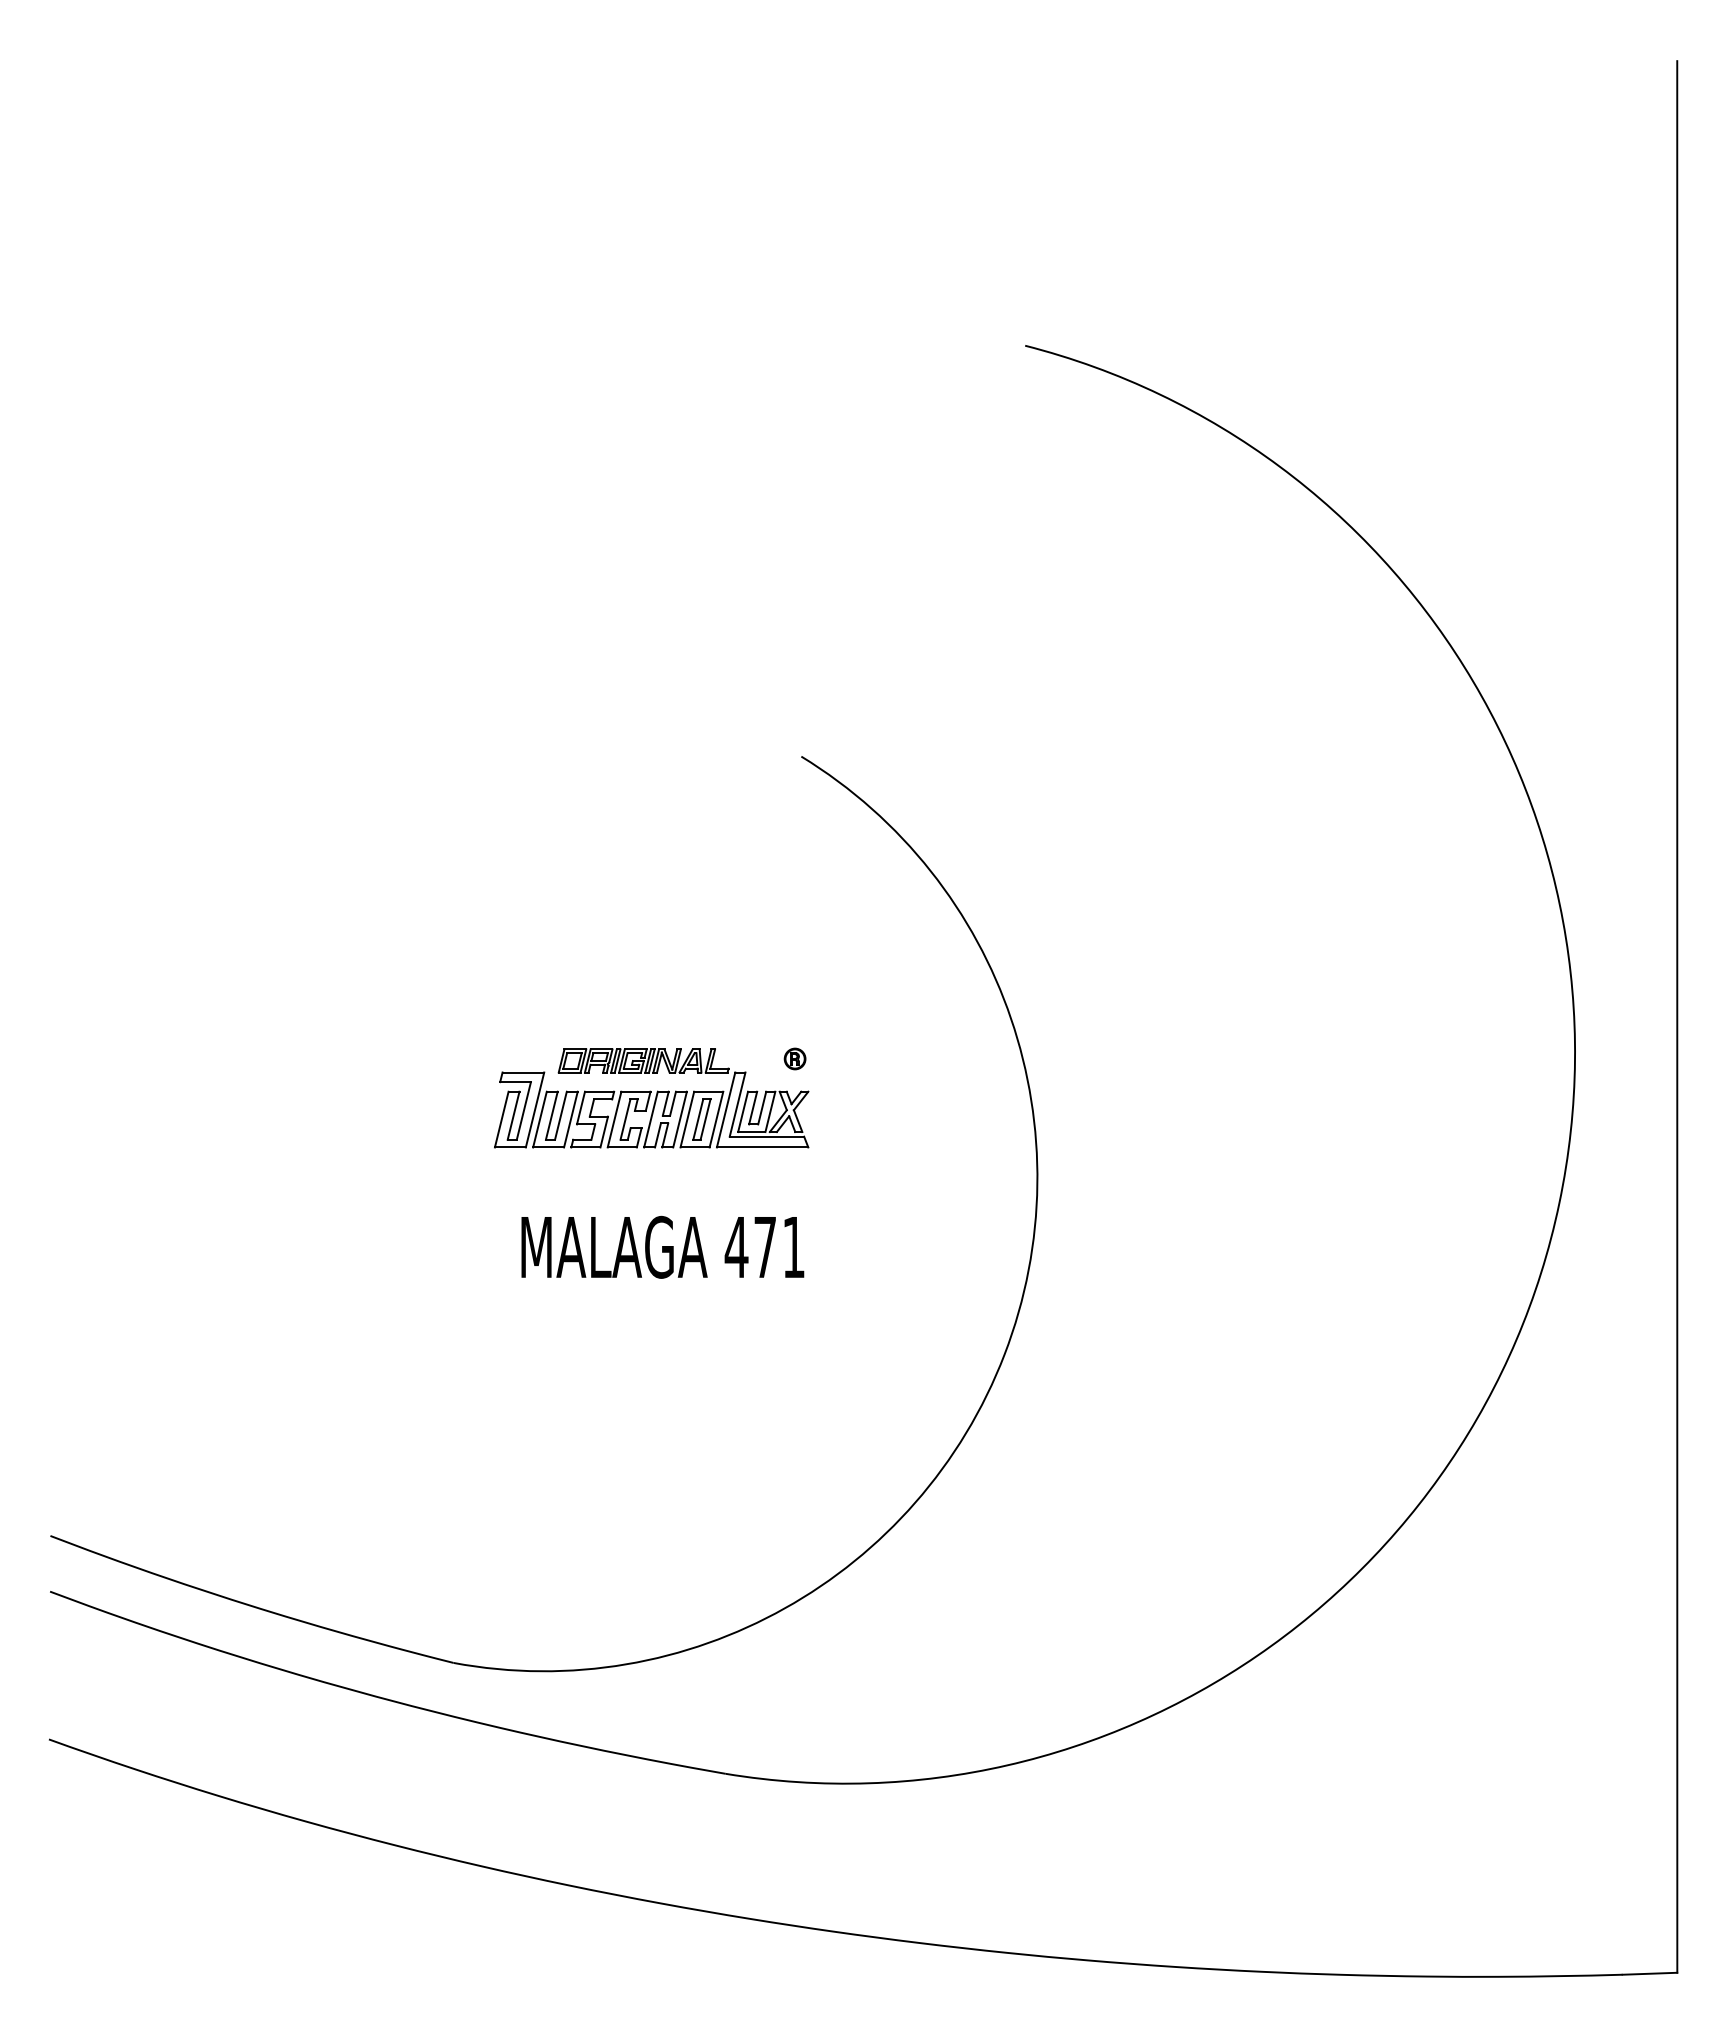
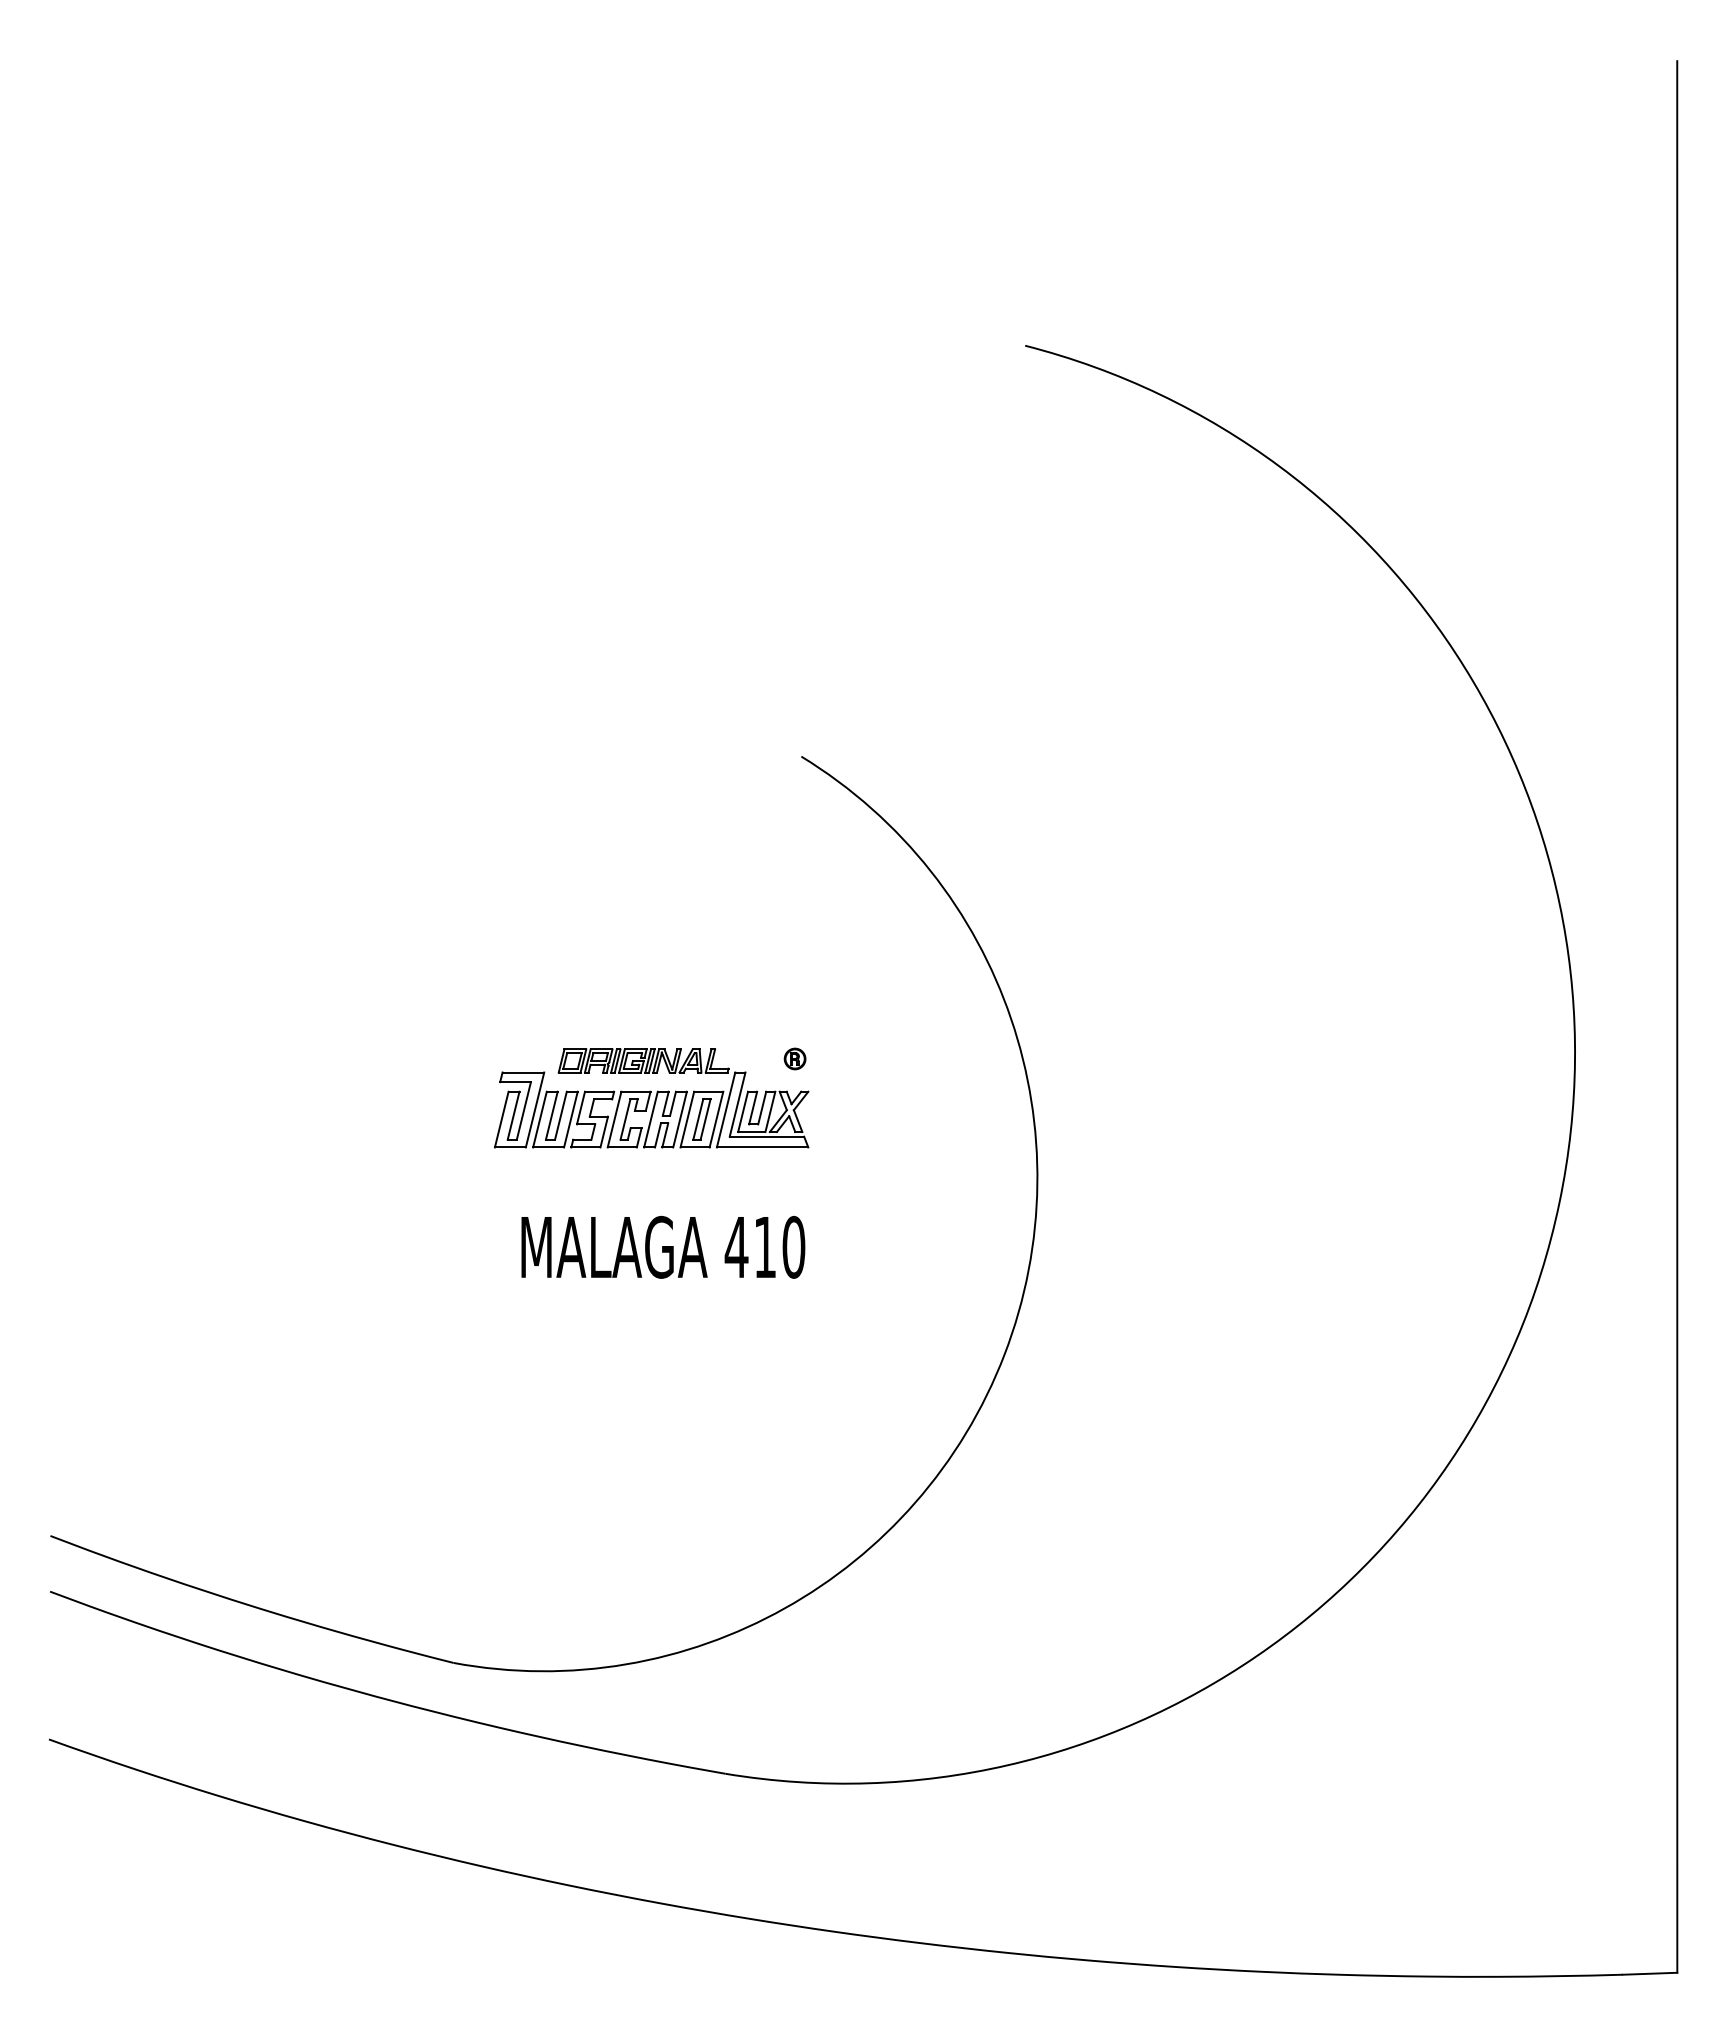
text: 471 -> 410 (779, 1246)
